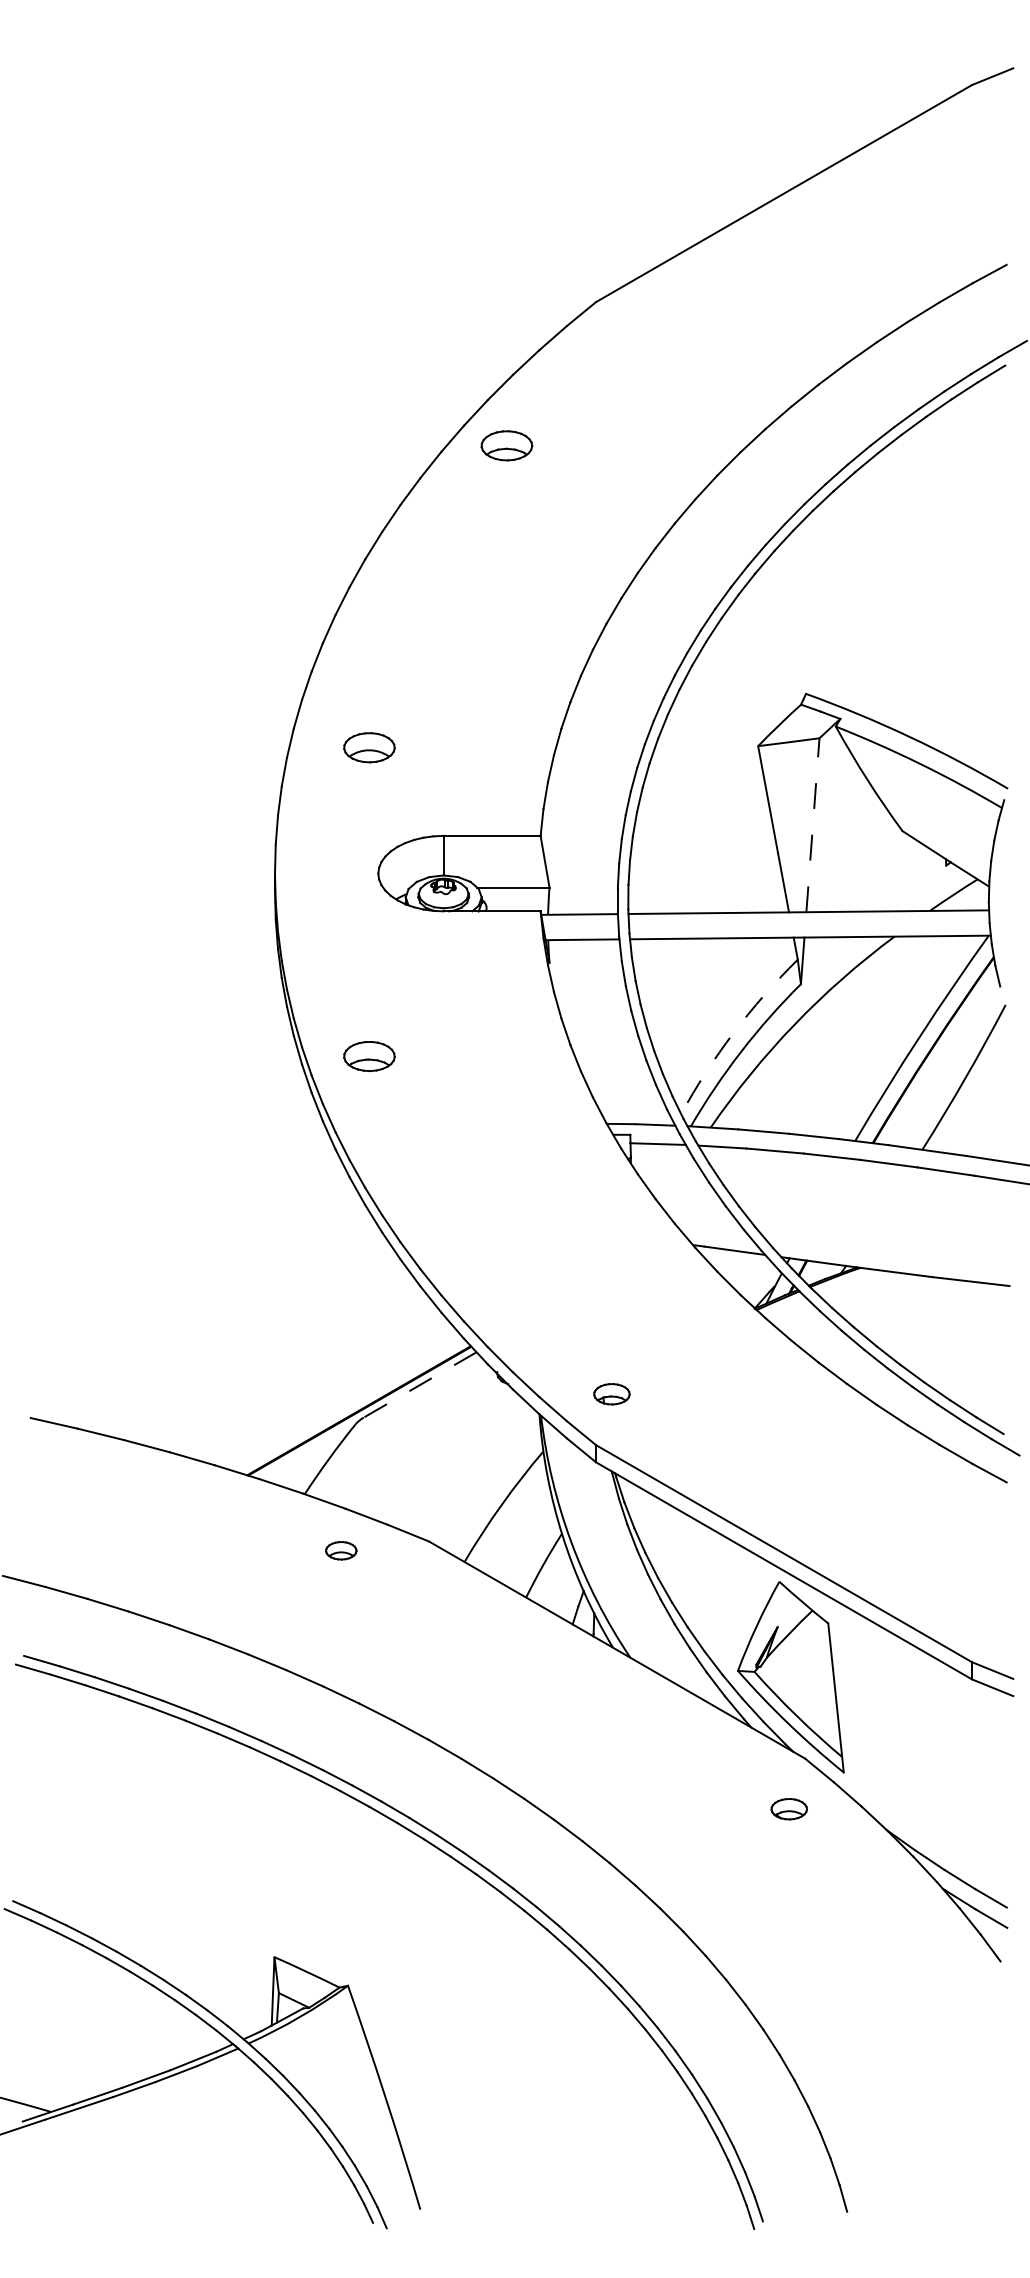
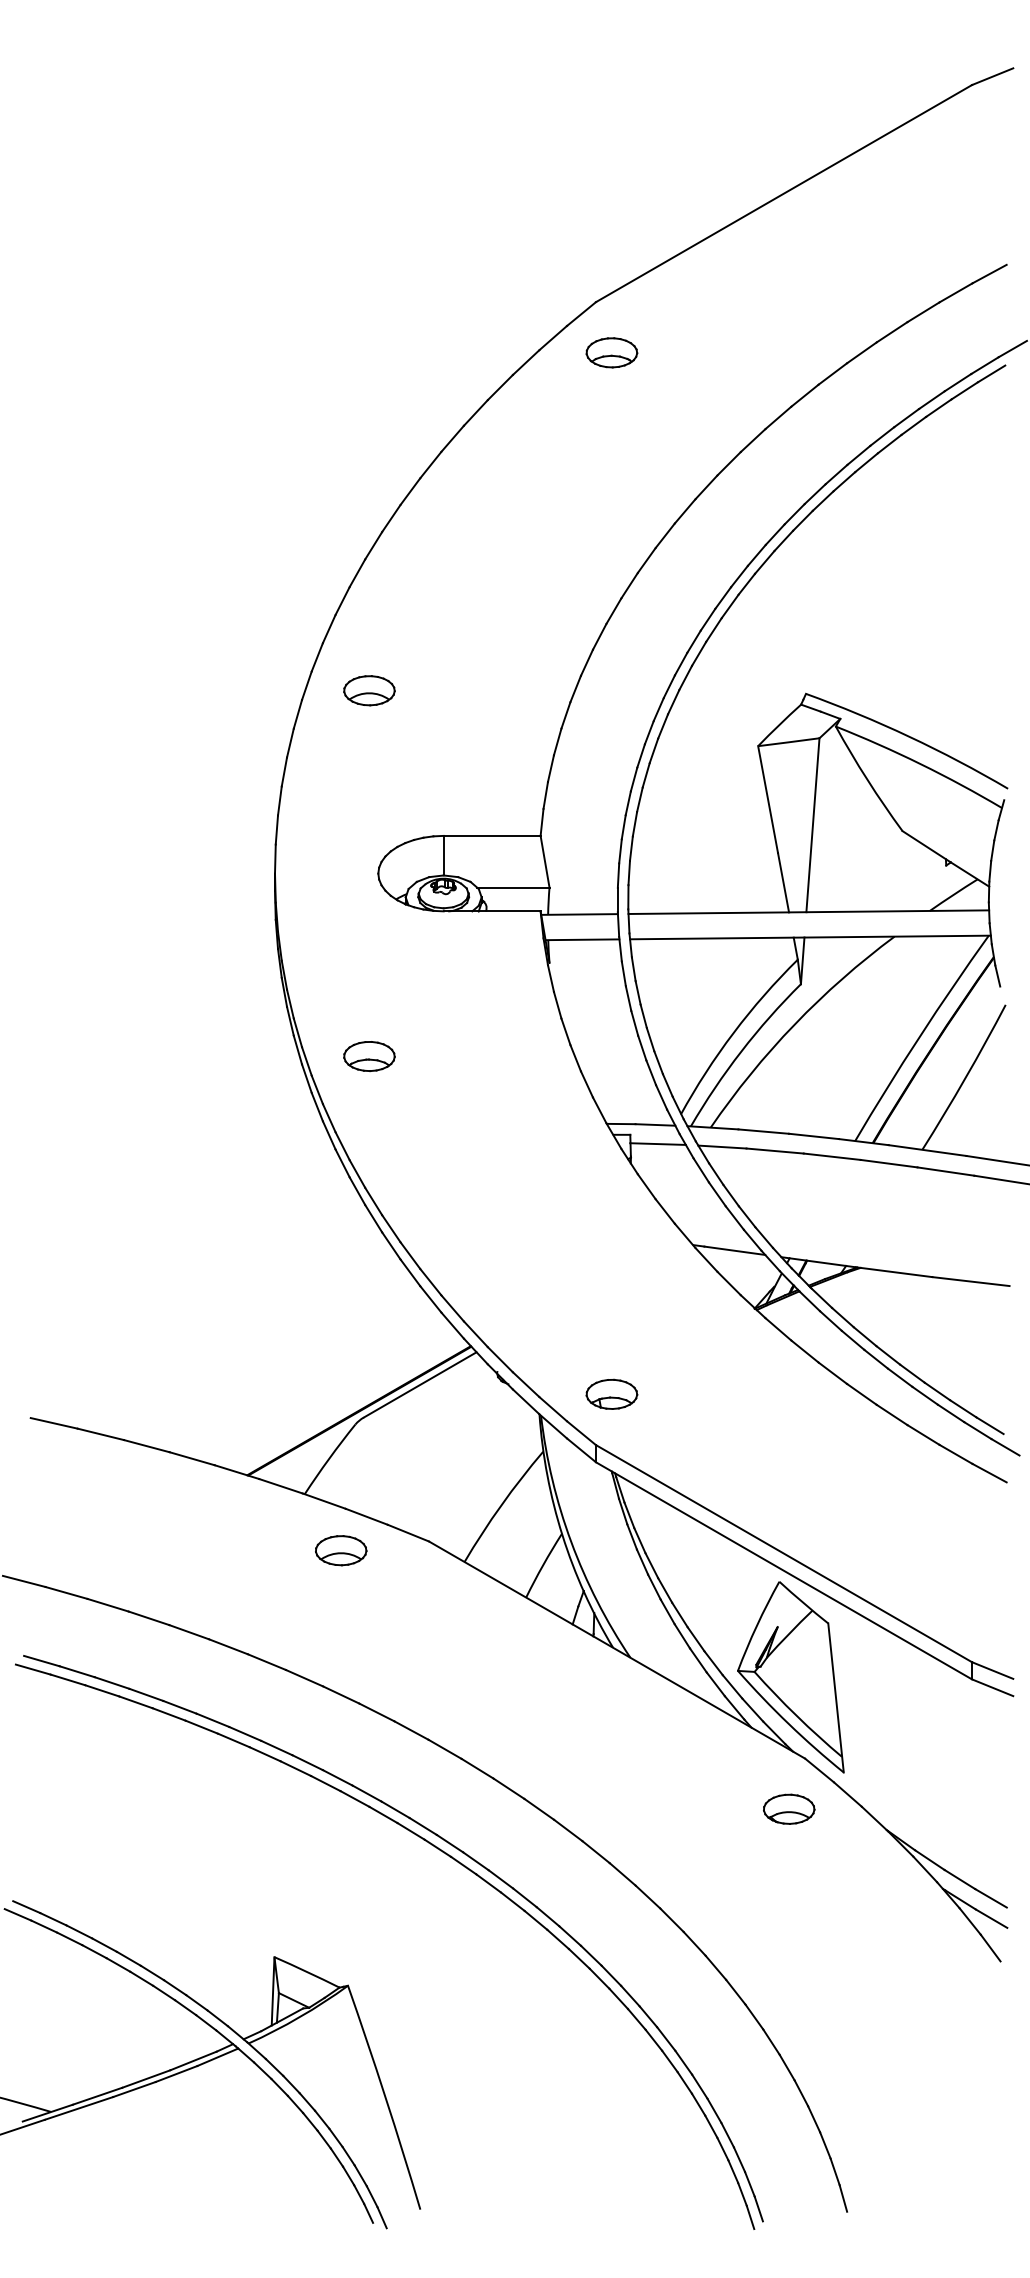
part position: (506, 445) -> (611, 352) (611, 352)
part position: (369, 747) -> (369, 690) (369, 690)
line: dashed -> solid (812, 824)
arc: dashed -> solid (733, 1032)
line: dashed -> solid (419, 1385)
part size: 38x23 px -> 54x32 px (611, 1393)
part size: 33x20 px -> 53x32 px (341, 1550)
part size: 38x23 px -> 53x32 px (789, 1808)
